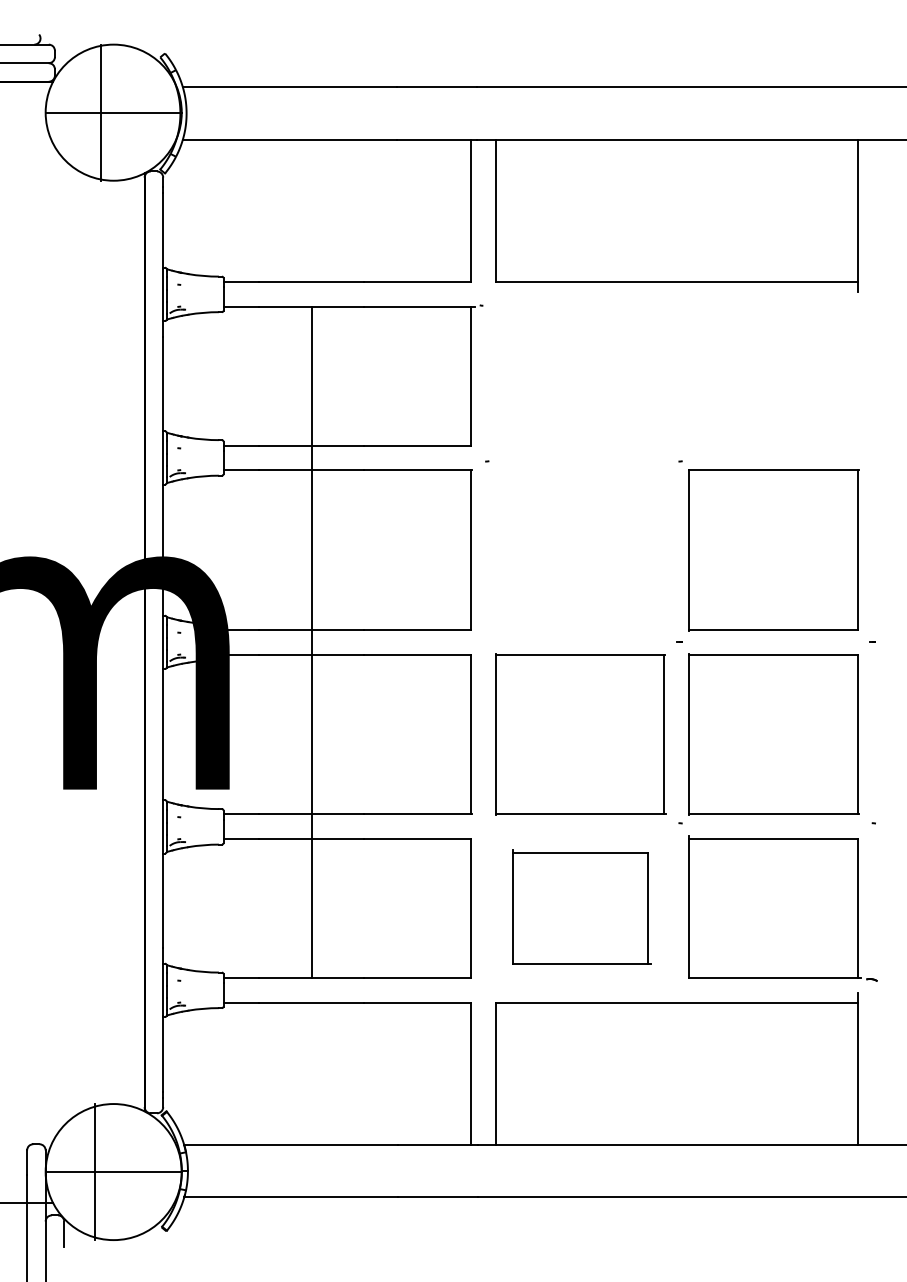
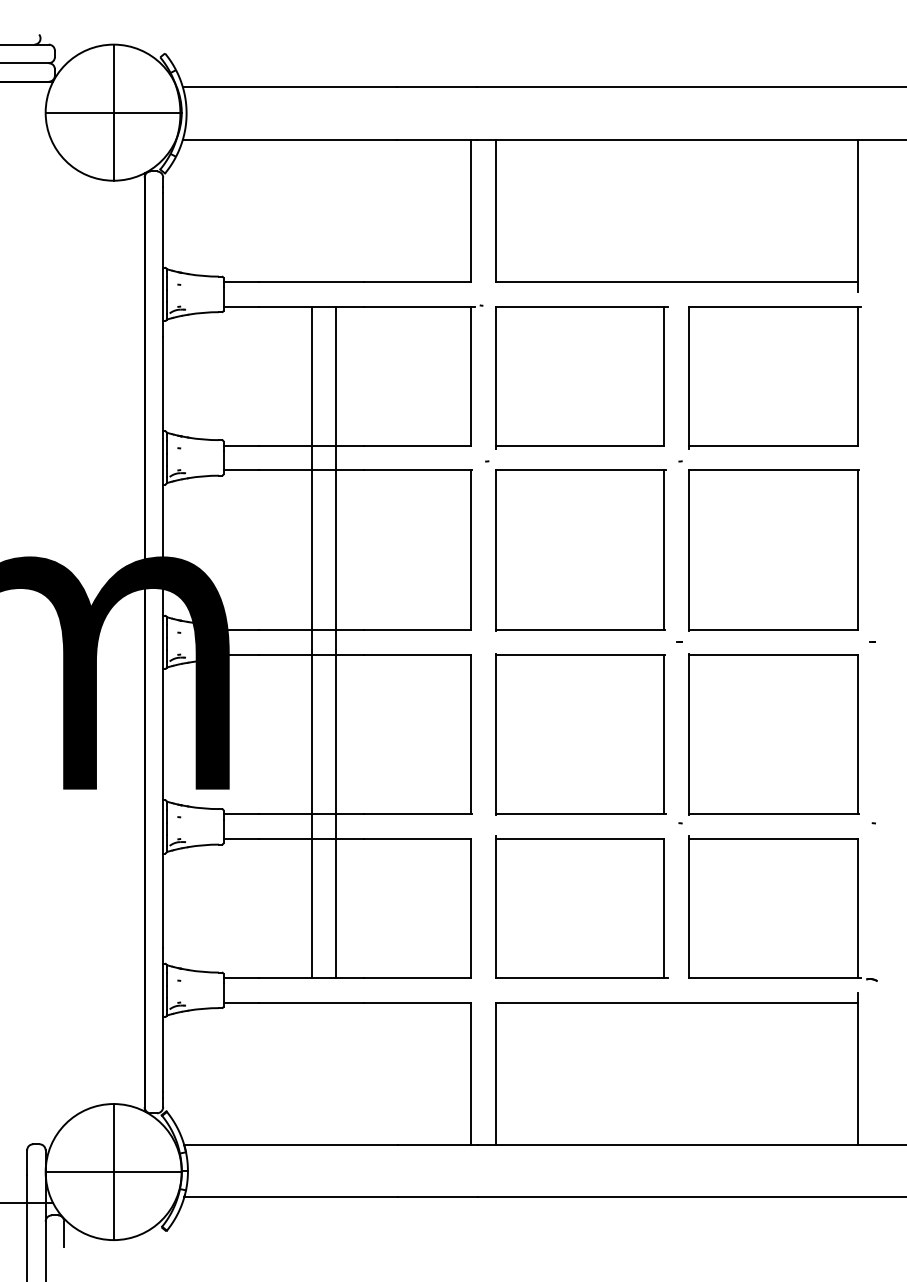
line position: (100, 112) -> (113, 112) (113, 112)
part: none -> present (581, 377)
part: none -> present (774, 377)
part: none -> present (580, 550)
line: none -> present (336, 641)
part size: 140x116 px -> 174x144 px (581, 906)
line position: (94, 1172) -> (113, 1172) (113, 1172)
